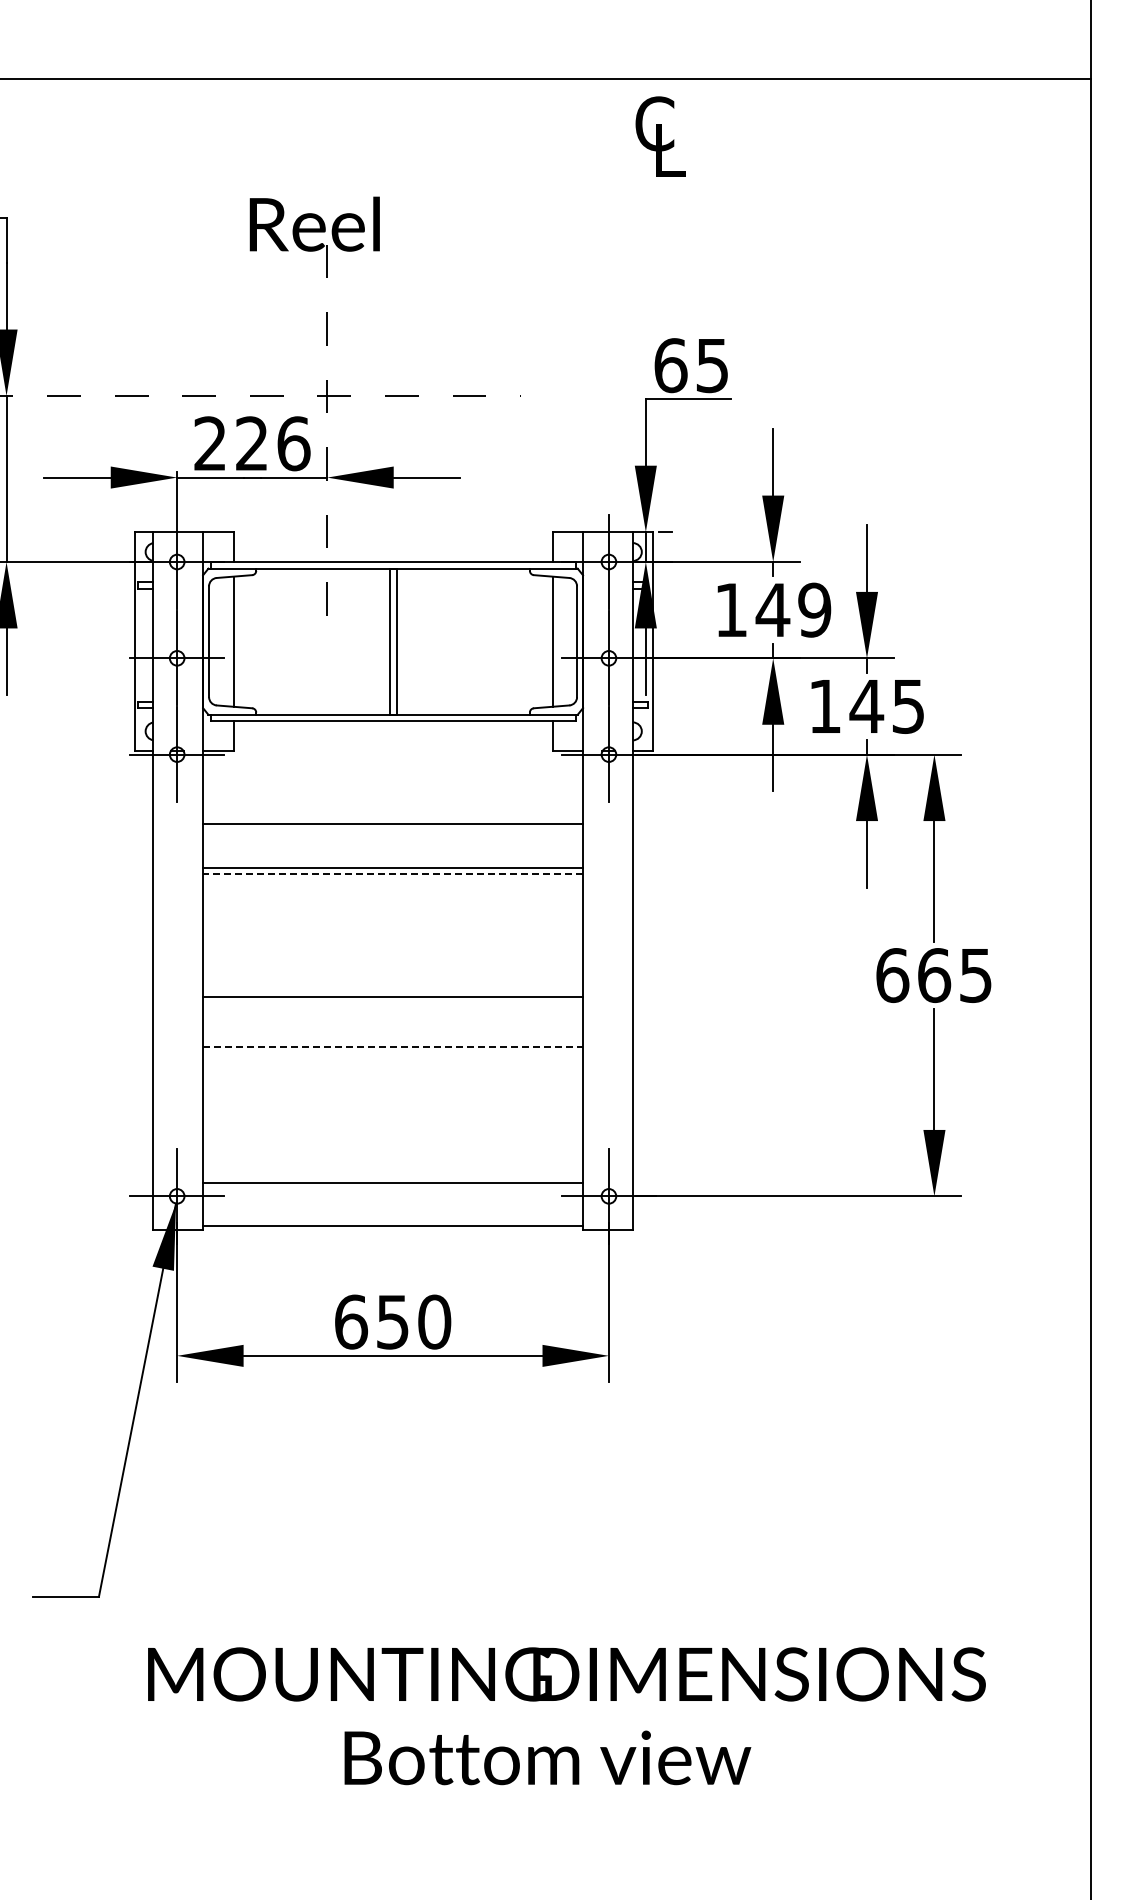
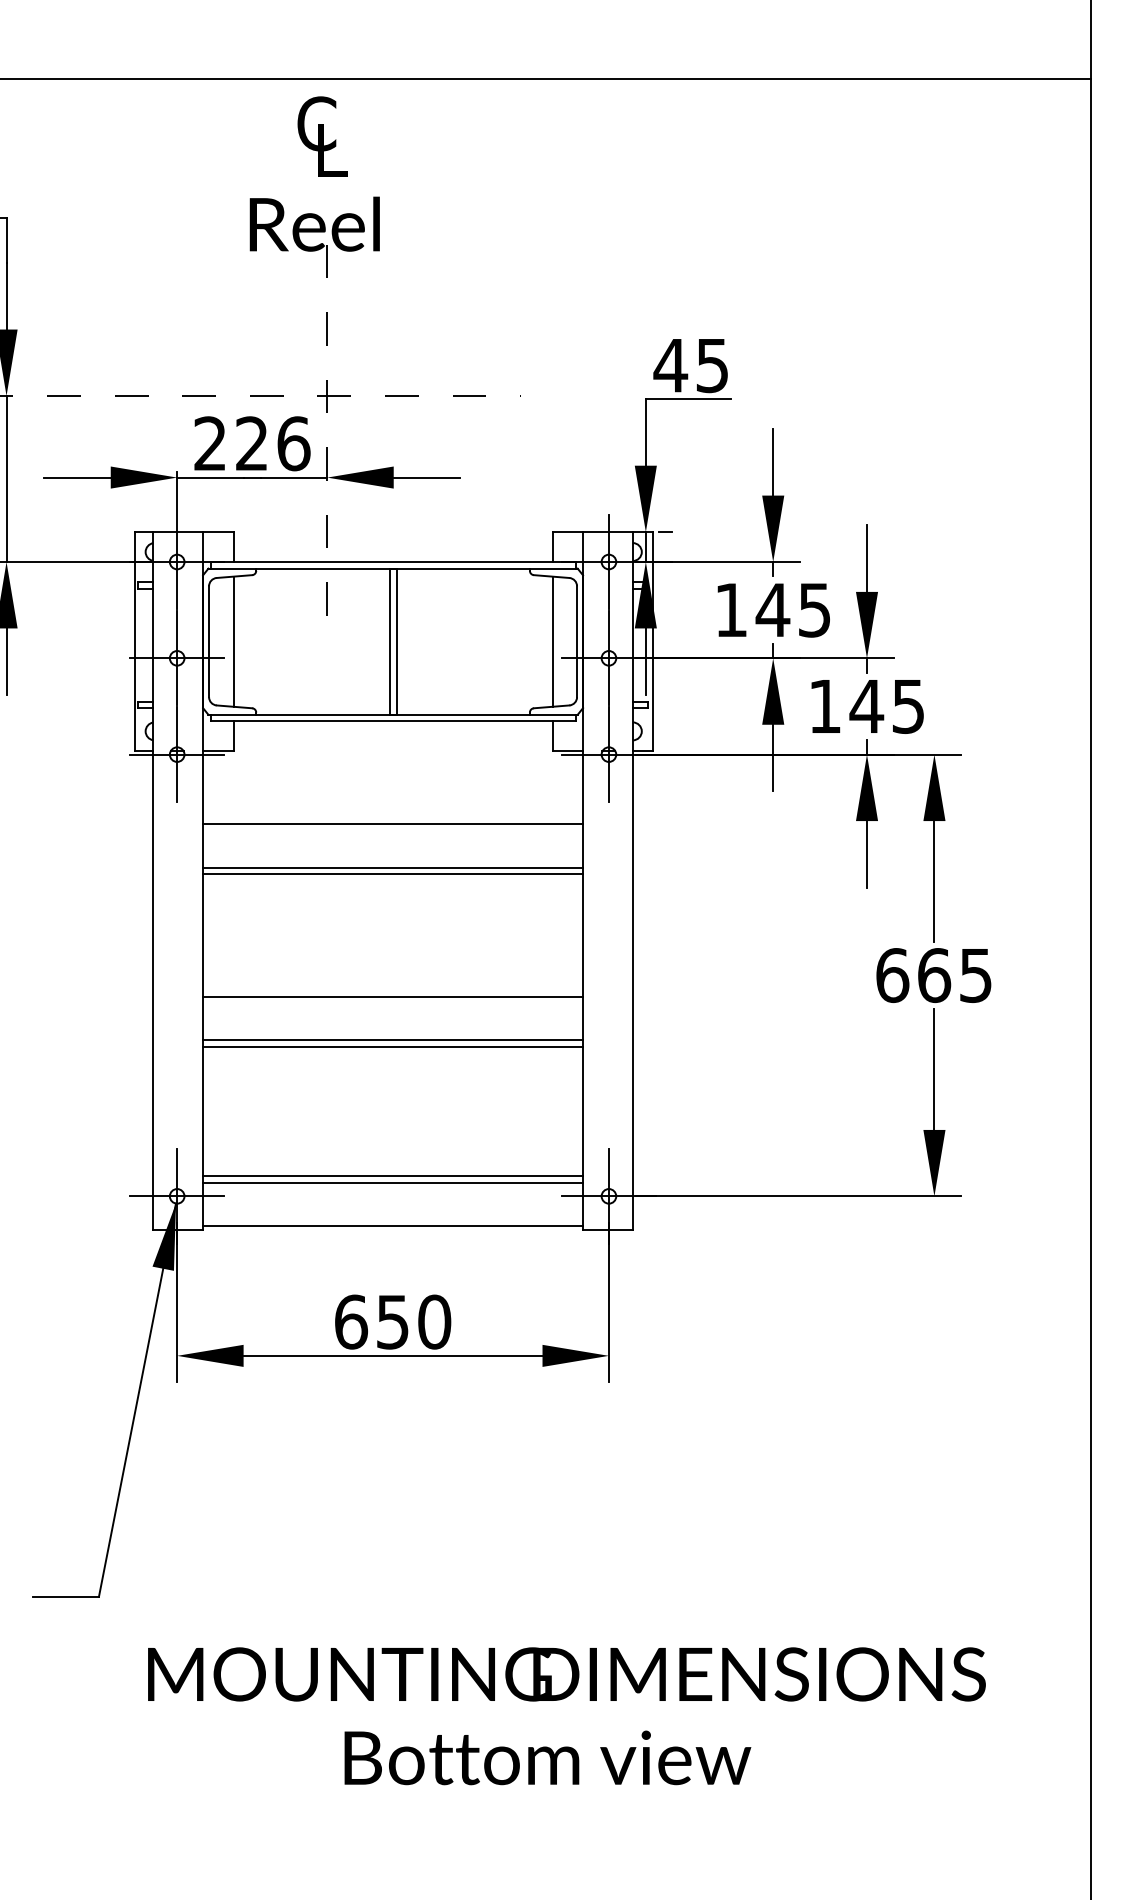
text position: (660, 136) -> (322, 136) (322, 136)
text: 65 -> 45 (670, 365)
text: 149 -> 145 (814, 609)
line: dashed -> solid (393, 874)
line: none -> present (393, 1040)
line: dashed -> solid (393, 1046)
line: none -> present (393, 1176)
